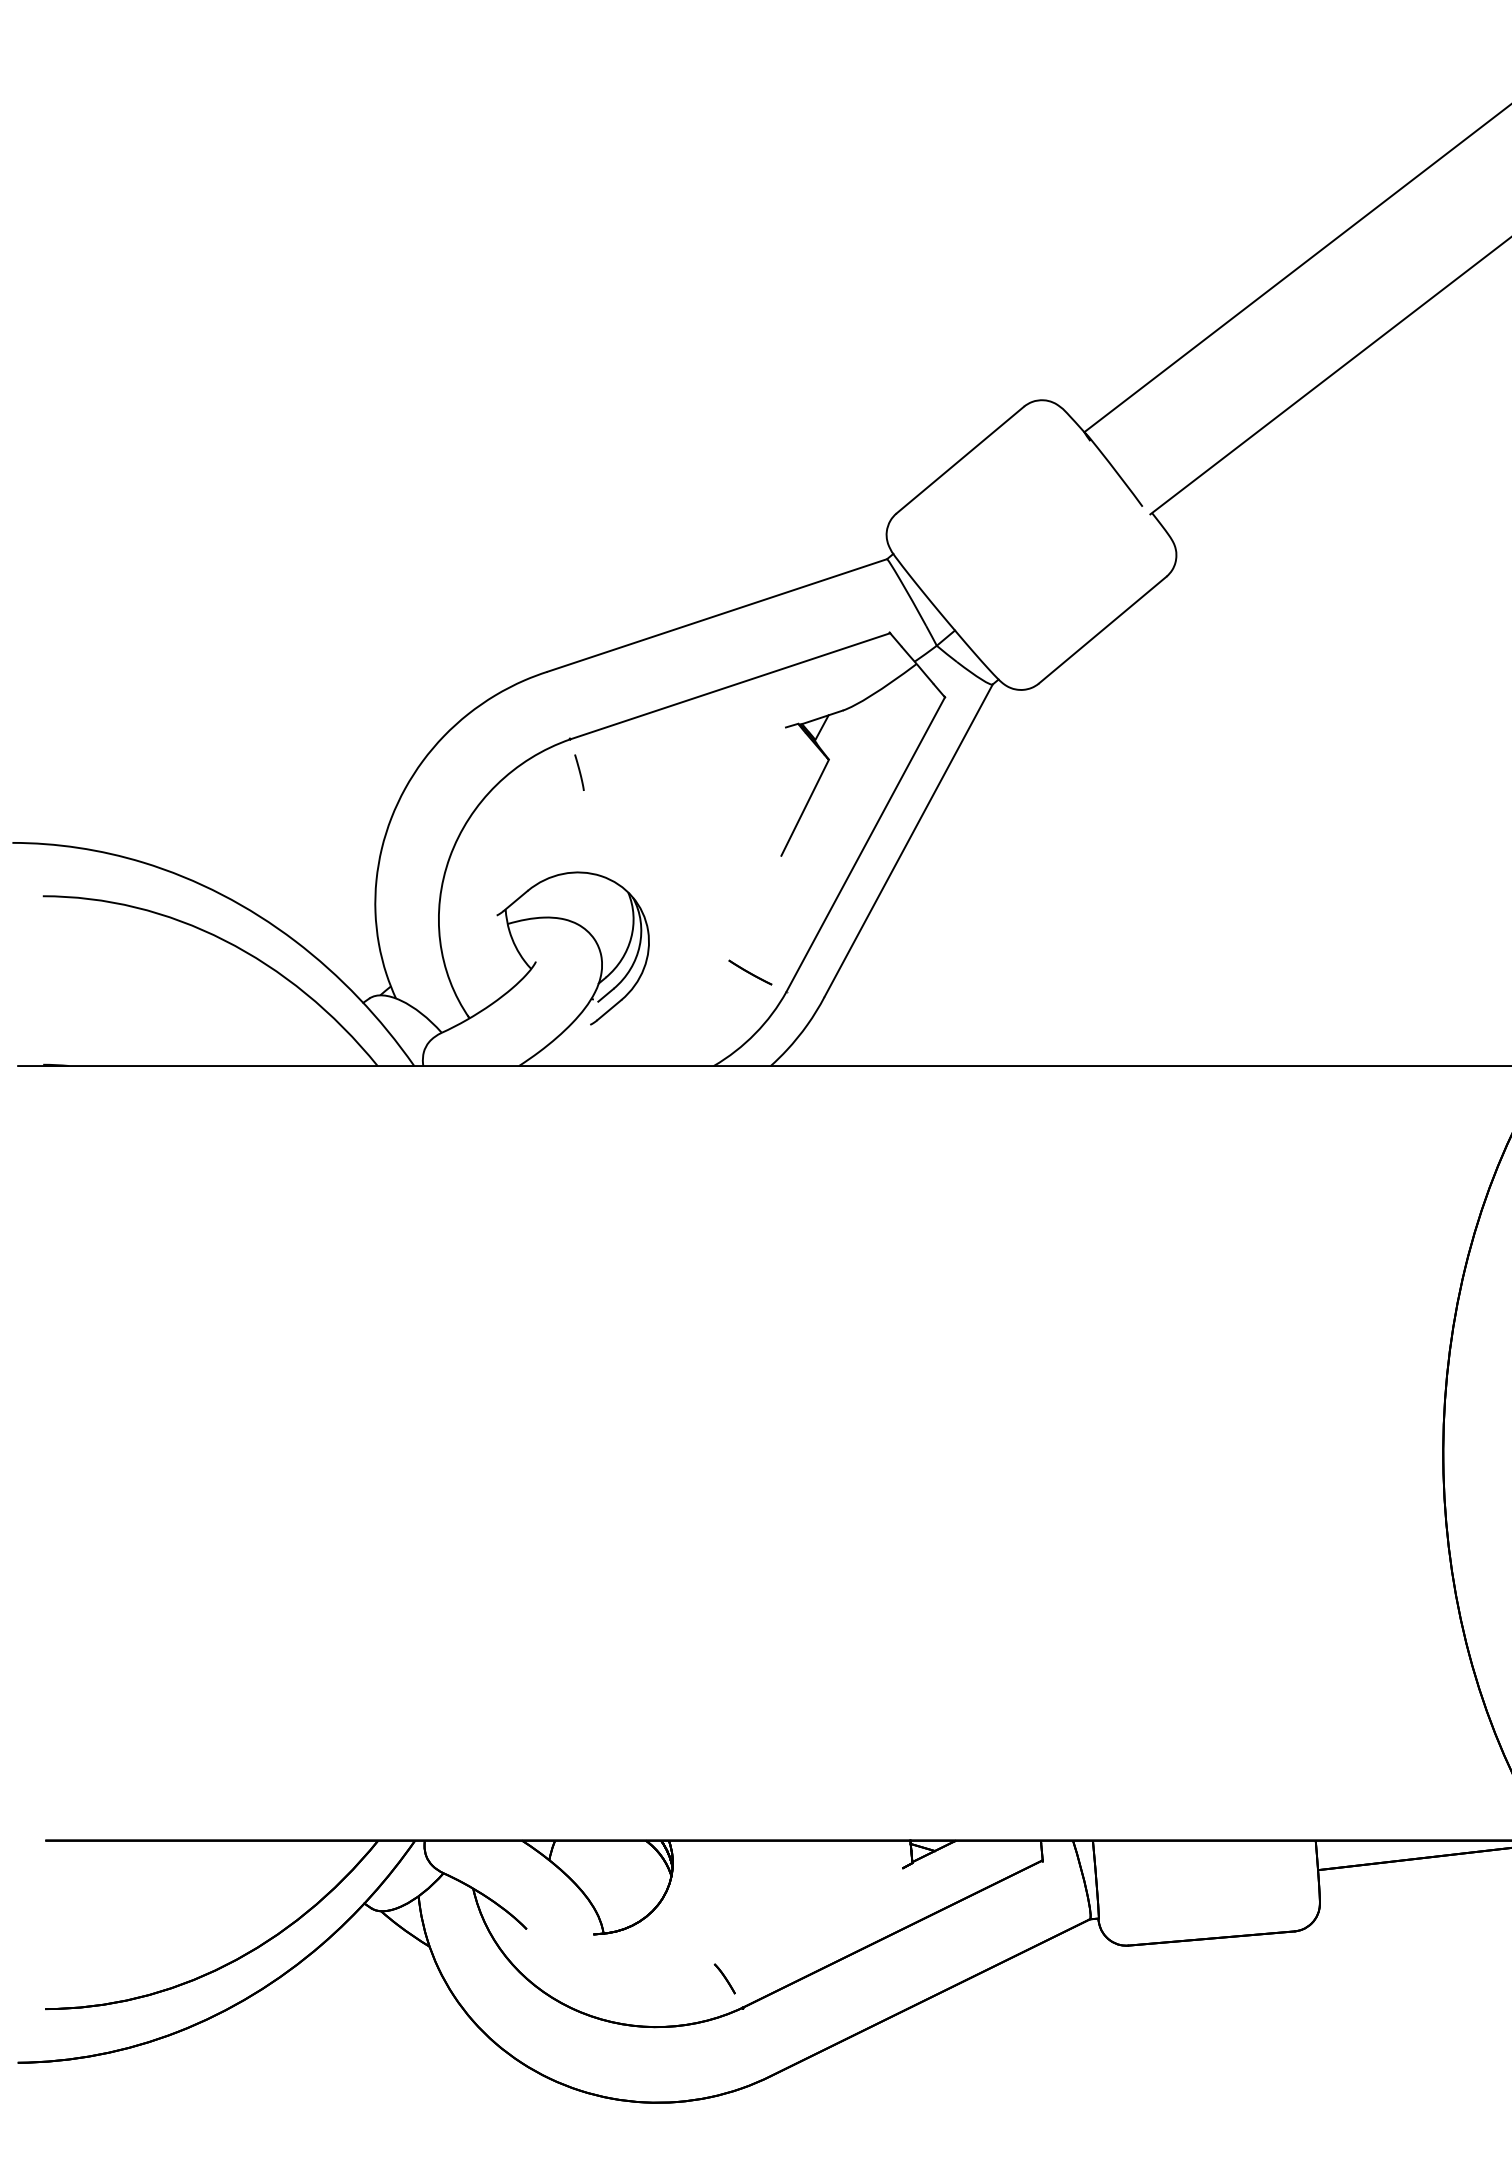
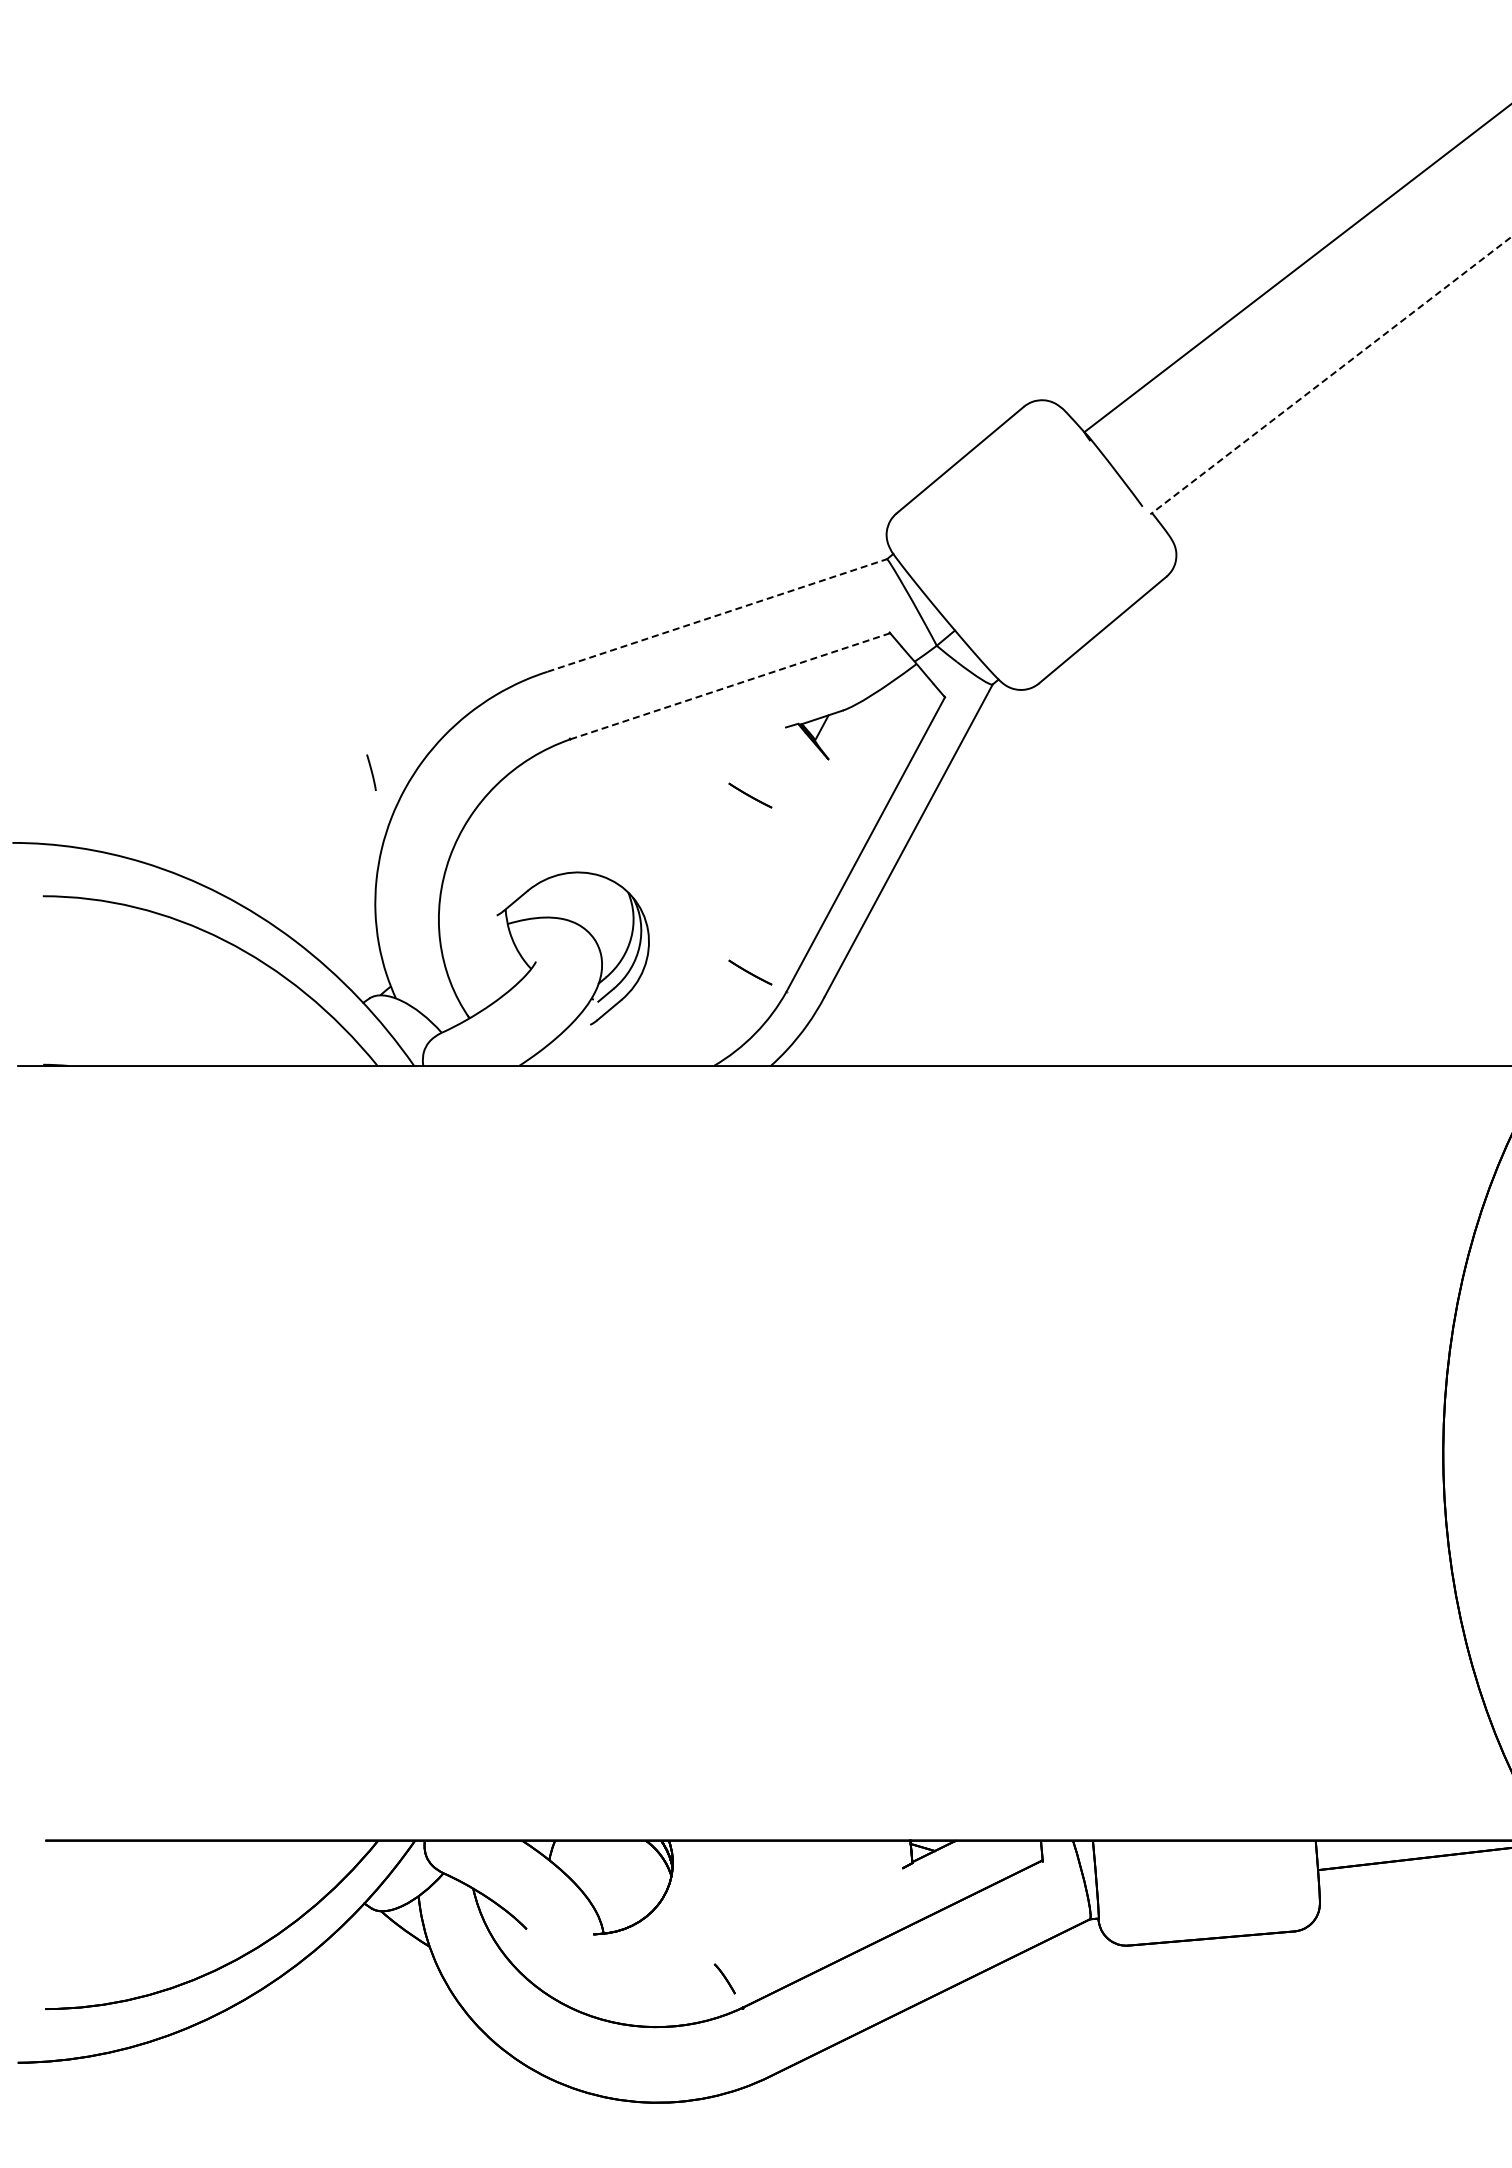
line: solid -> dashed (1331, 375)
line: solid -> dashed (717, 615)
line: solid -> dashed (729, 686)
line position: (579, 772) -> (371, 772) (371, 772)
line: none -> present (750, 795)
line: present -> none (804, 807)
